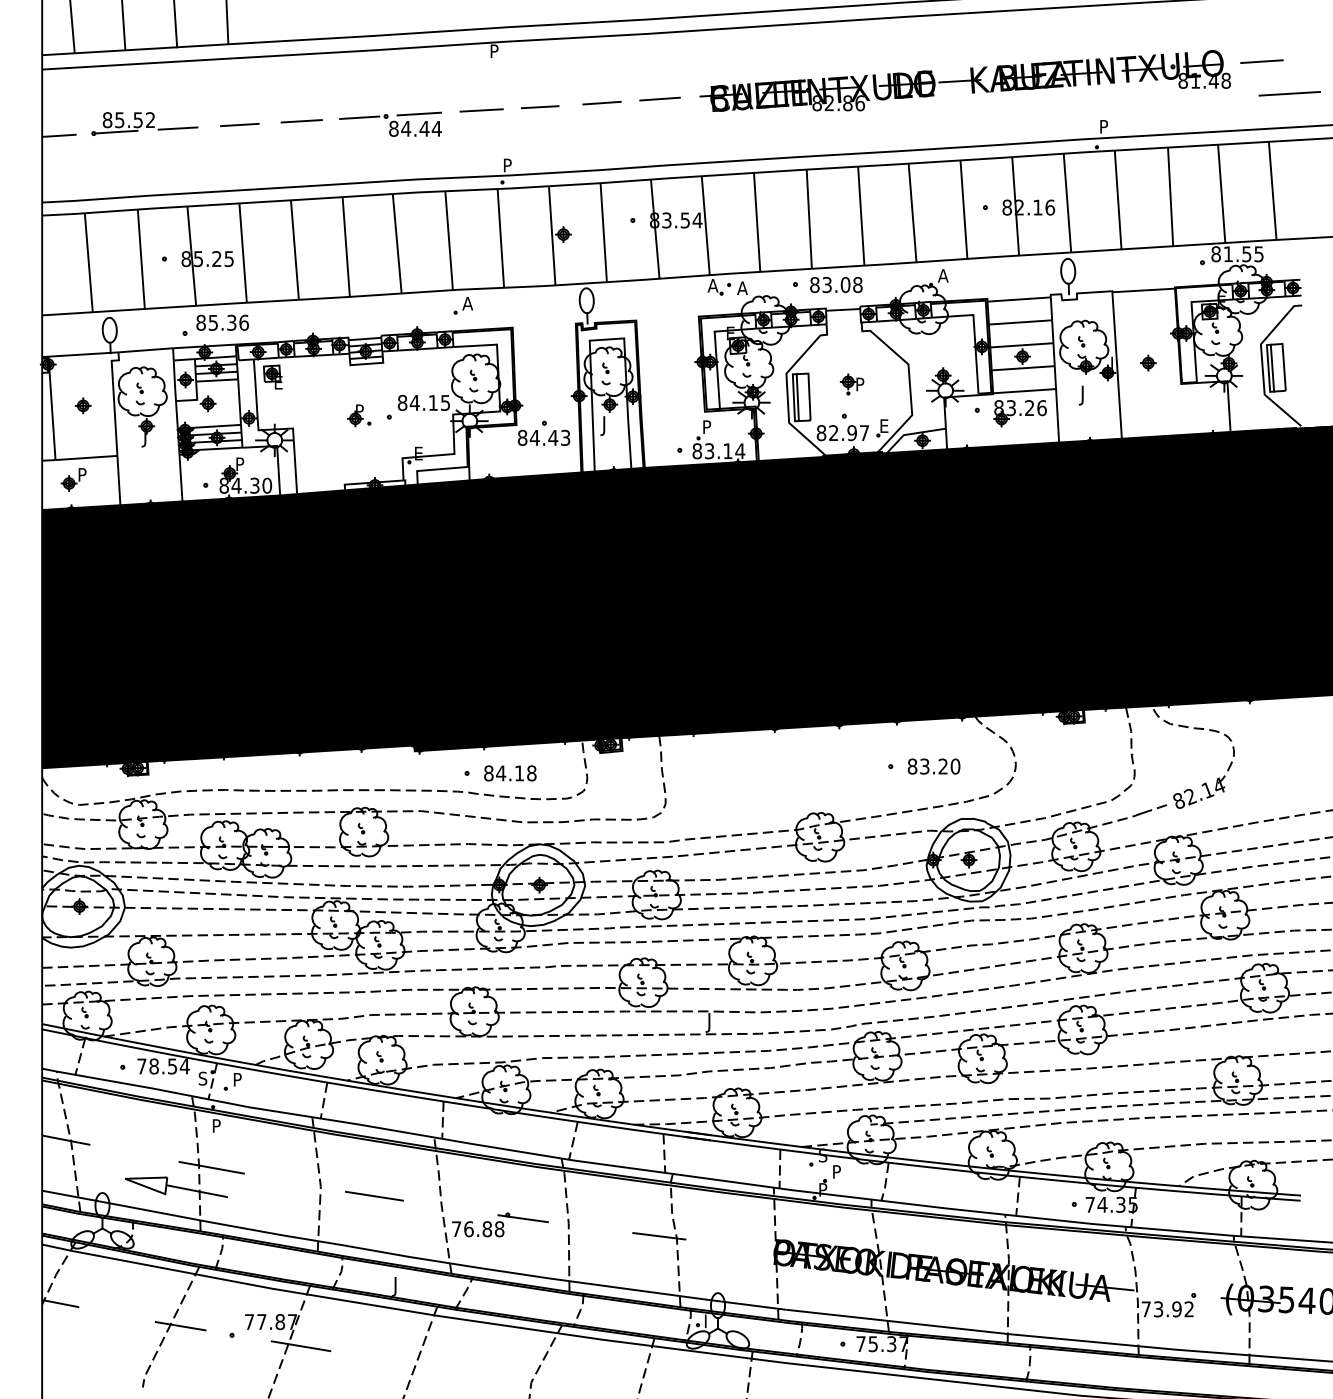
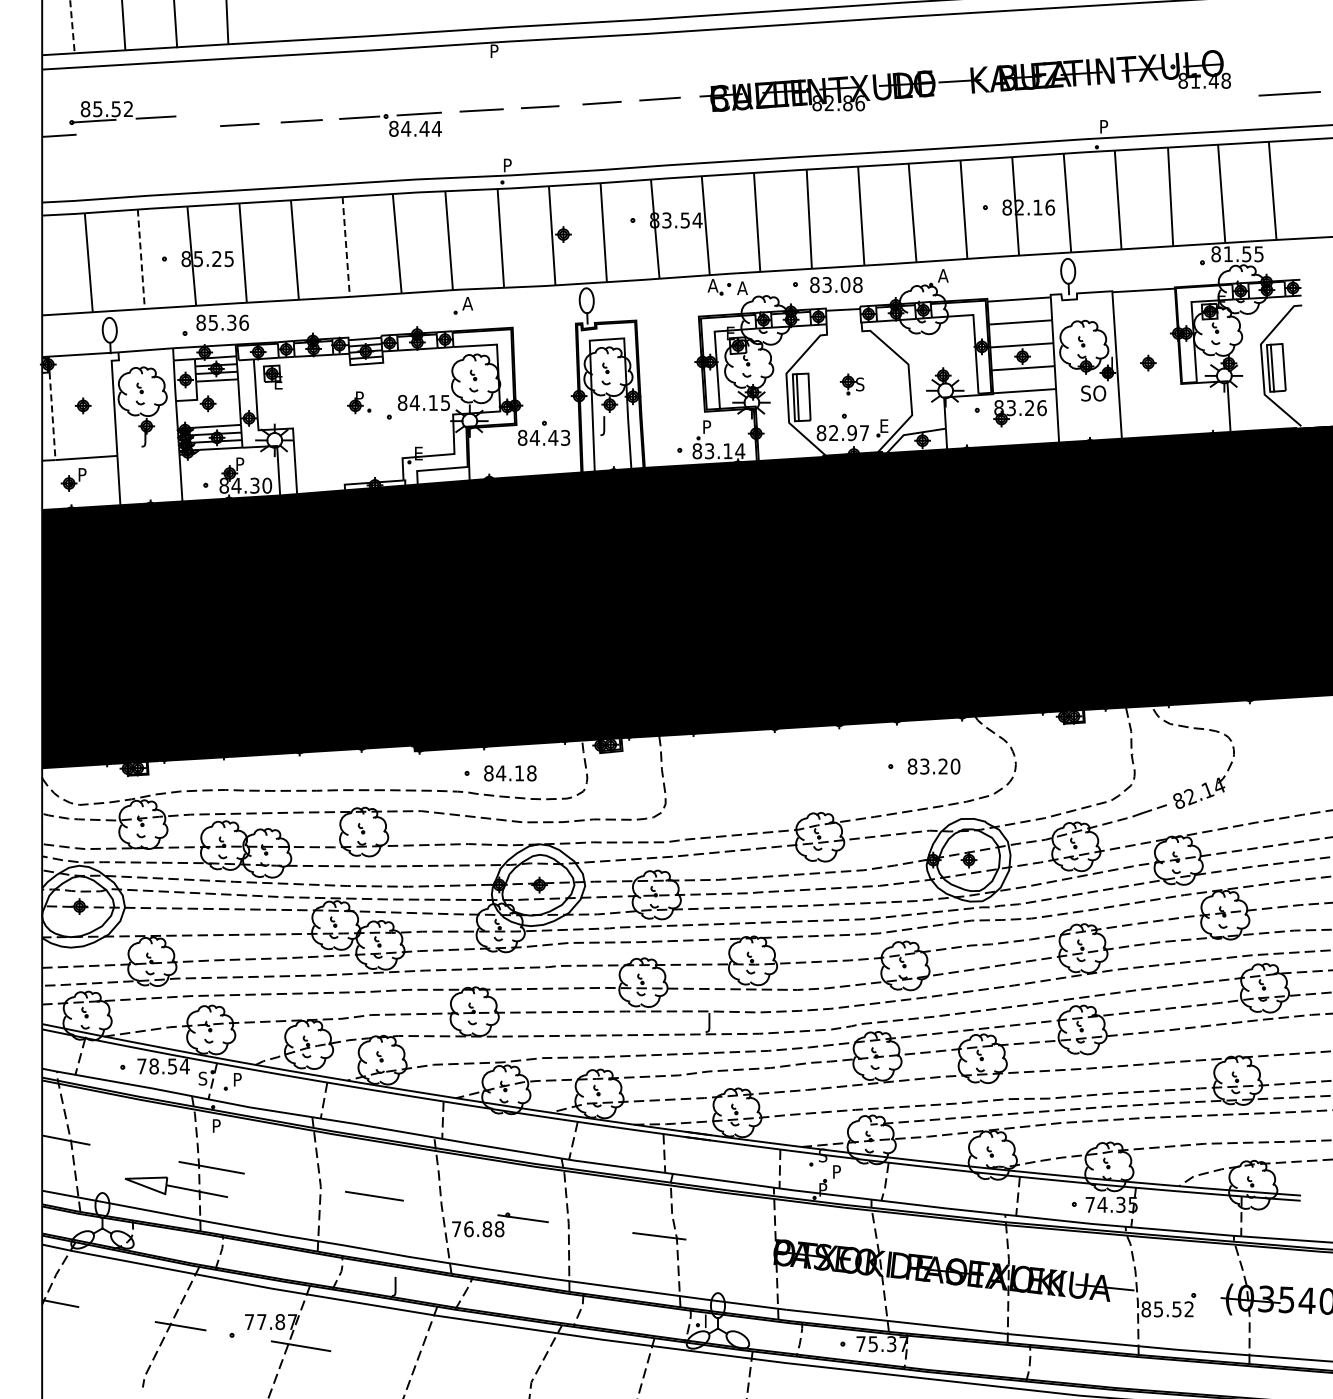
line: solid -> dashed (72, 27)
line: present -> none (1261, 61)
part position: (144, 123) -> (122, 112) (122, 112)
line: solid -> dashed (346, 247)
line: solid -> dashed (141, 259)
text: P -> S (860, 384)
text: J -> SO (1092, 395)
part position: (359, 415) -> (359, 402) (359, 402)
line: solid -> dashed (52, 416)
text: 73.92 -> 85.52 (1161, 1309)
